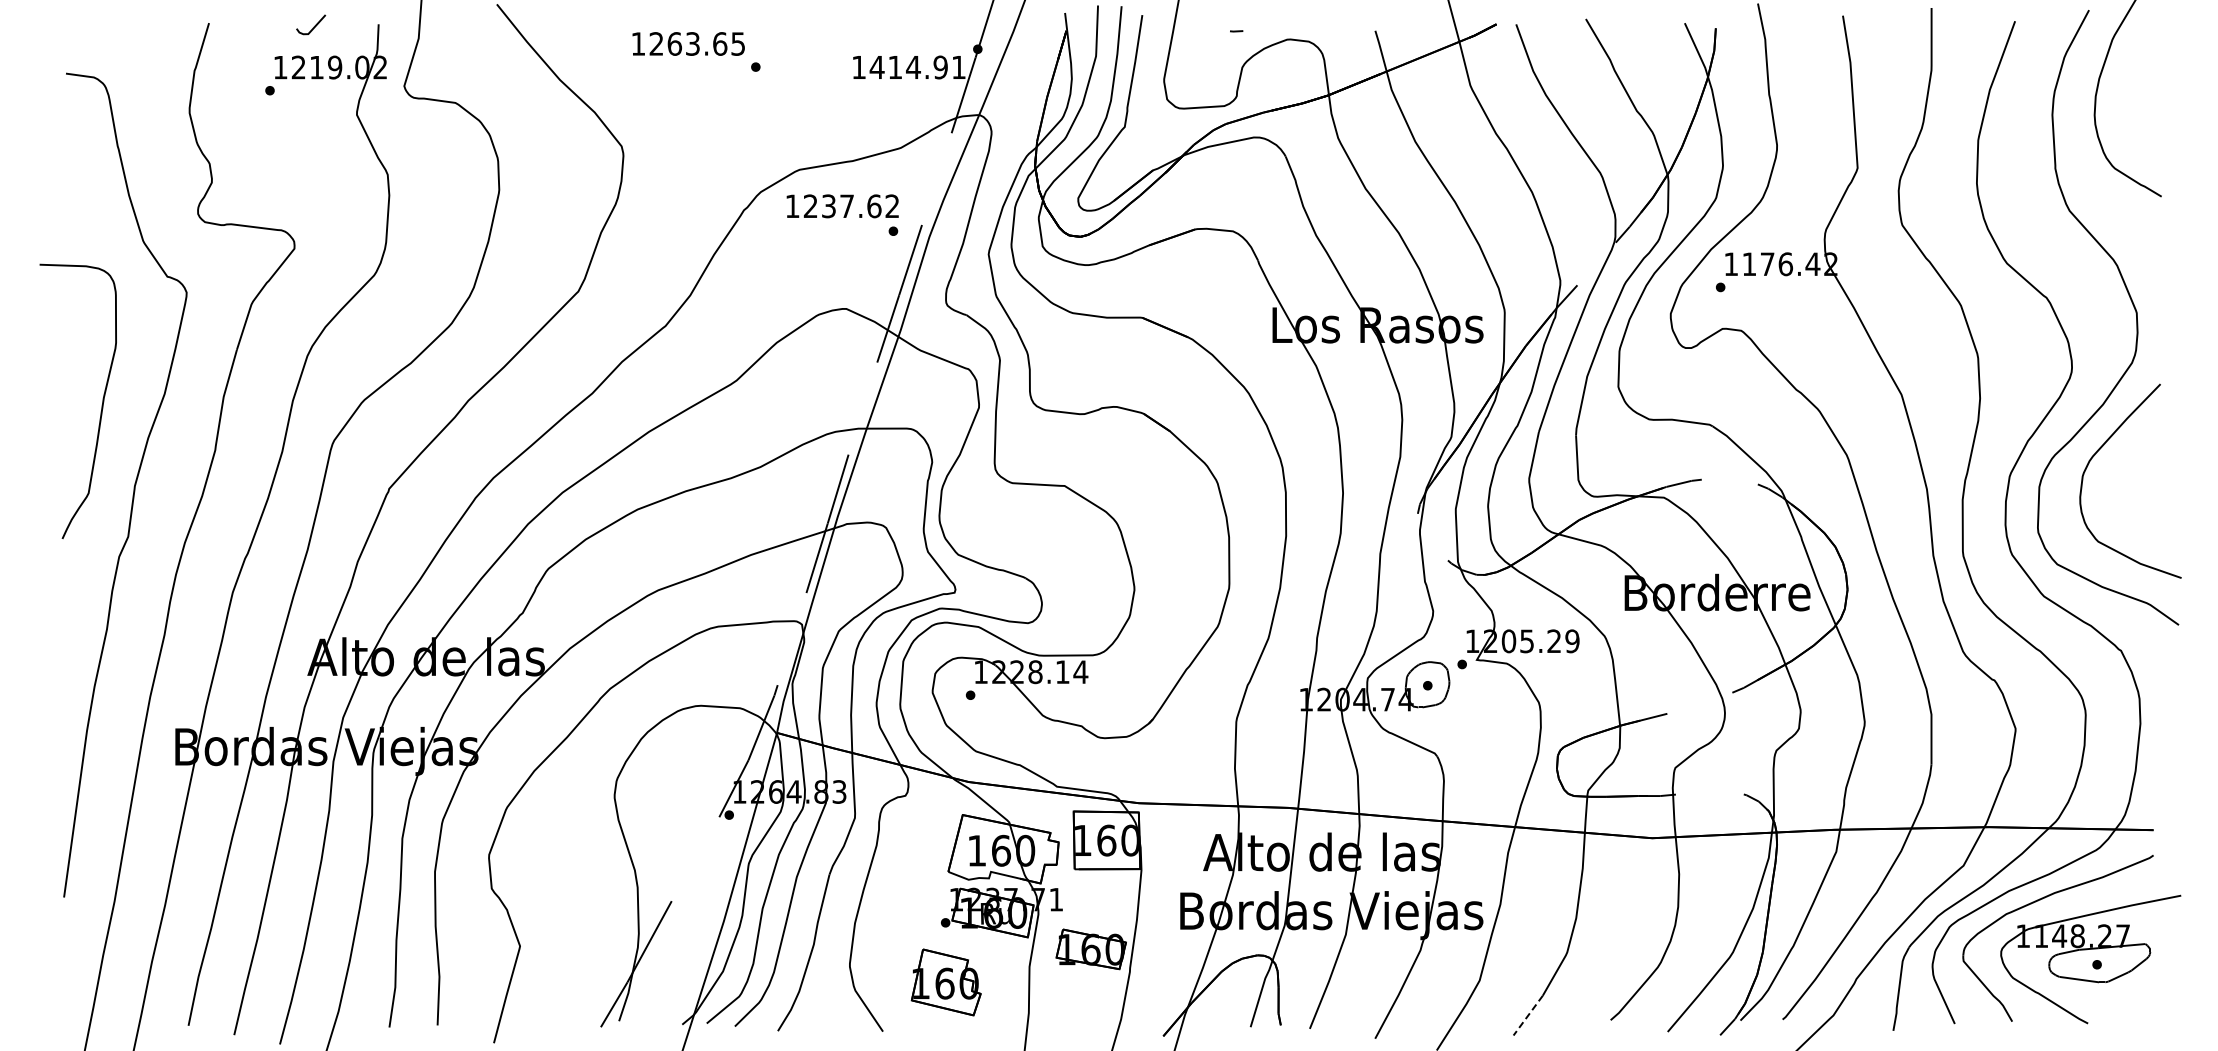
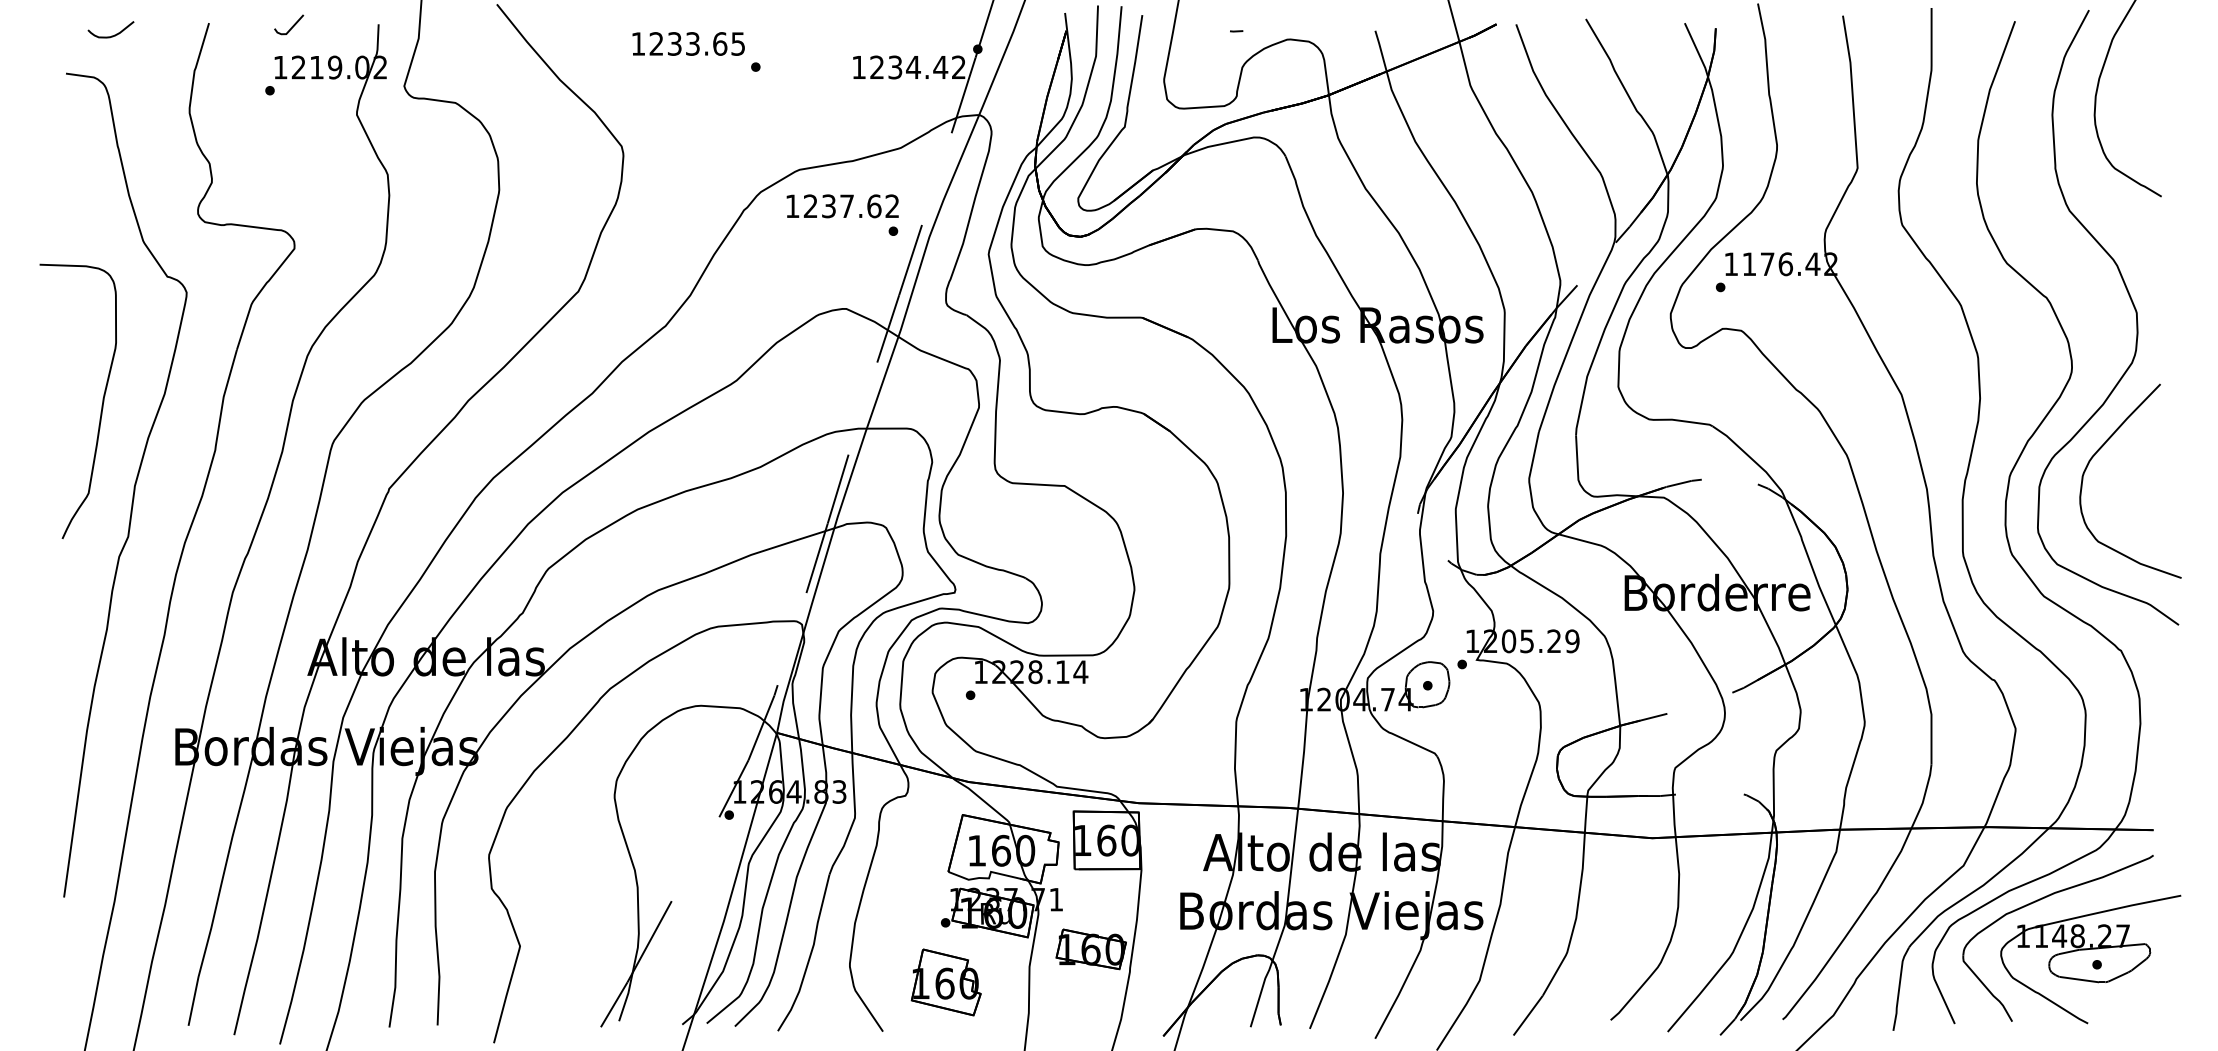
line position: (313, 26) -> (291, 26) (291, 26)
curve: none -> present (111, 35)
text: 1263.65 -> 1233.65 (674, 43)
text: 1414.91 -> 1234.42 (917, 67)
line: dashed -> solid (1528, 1015)
